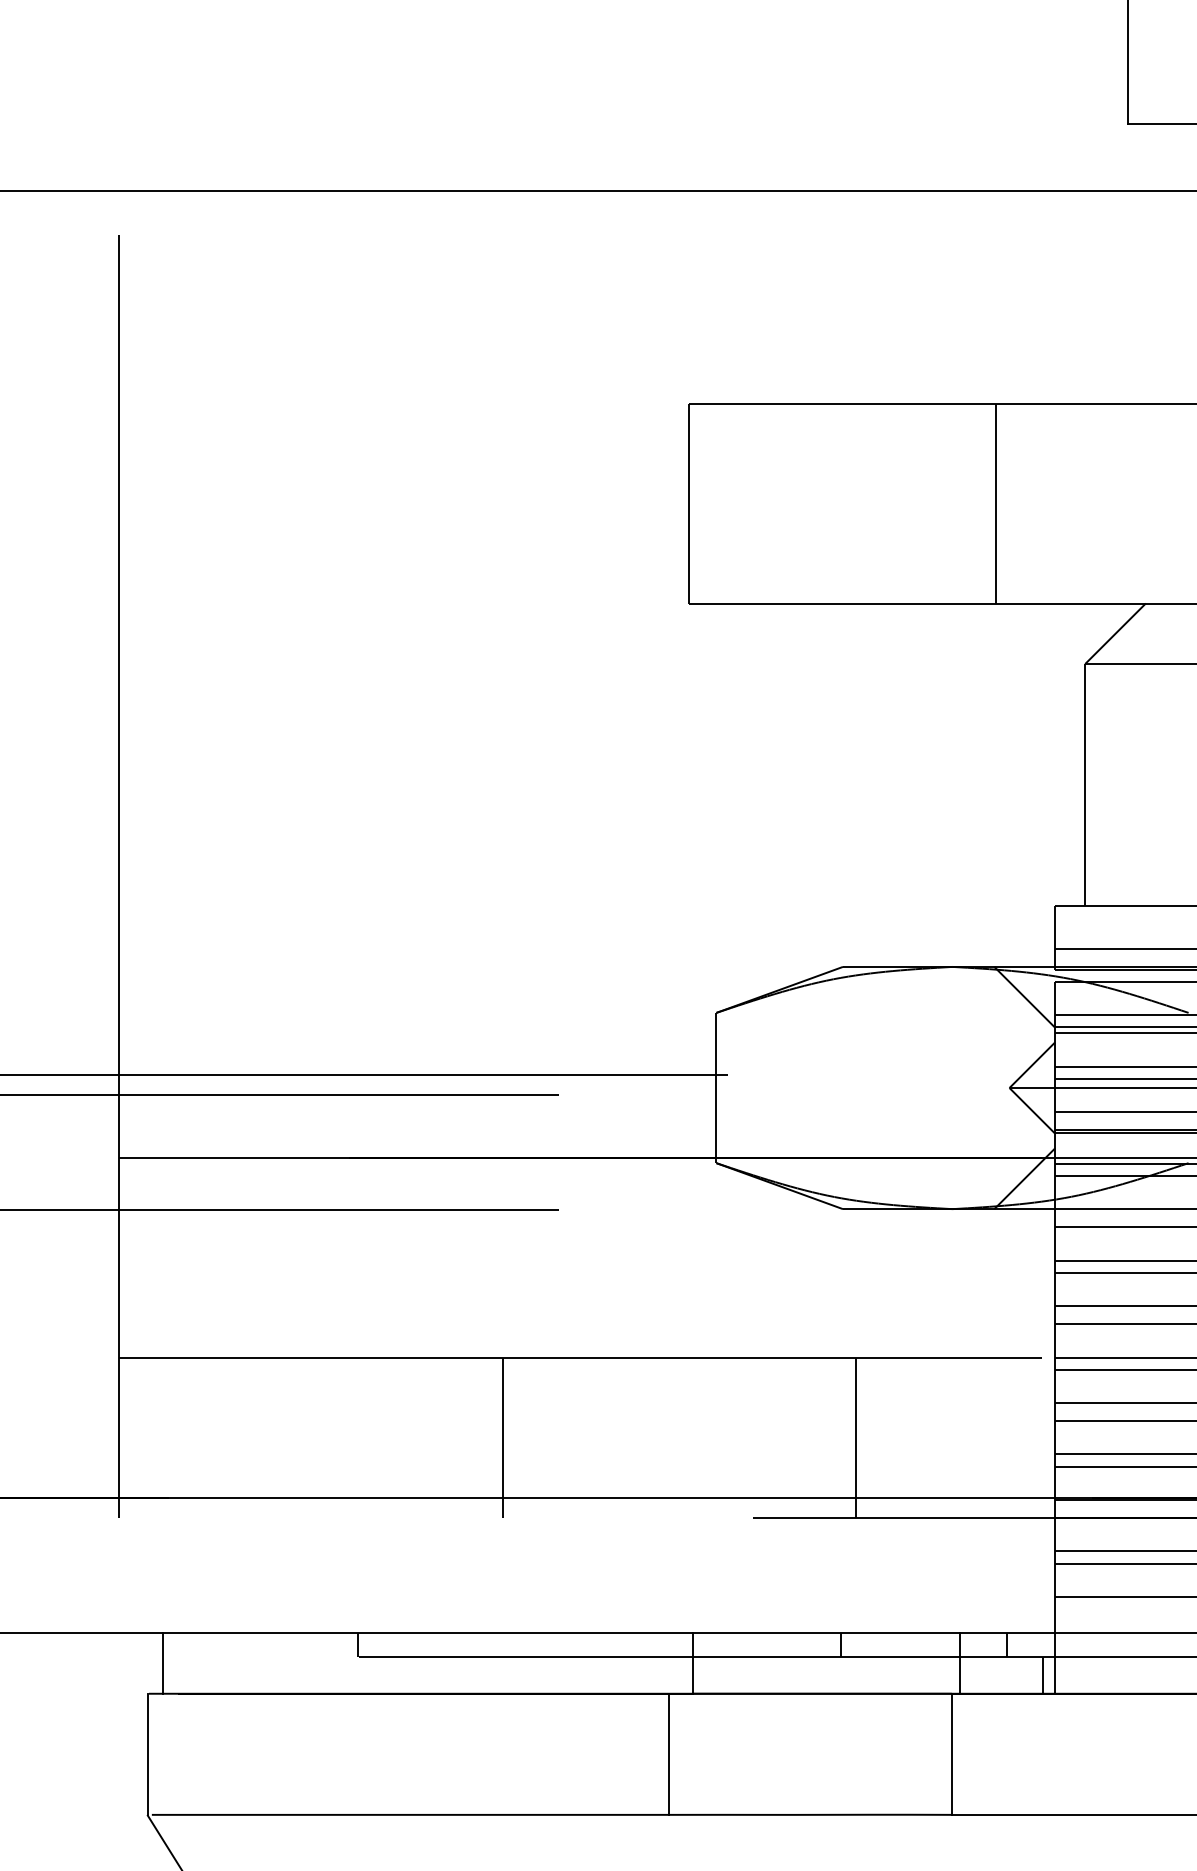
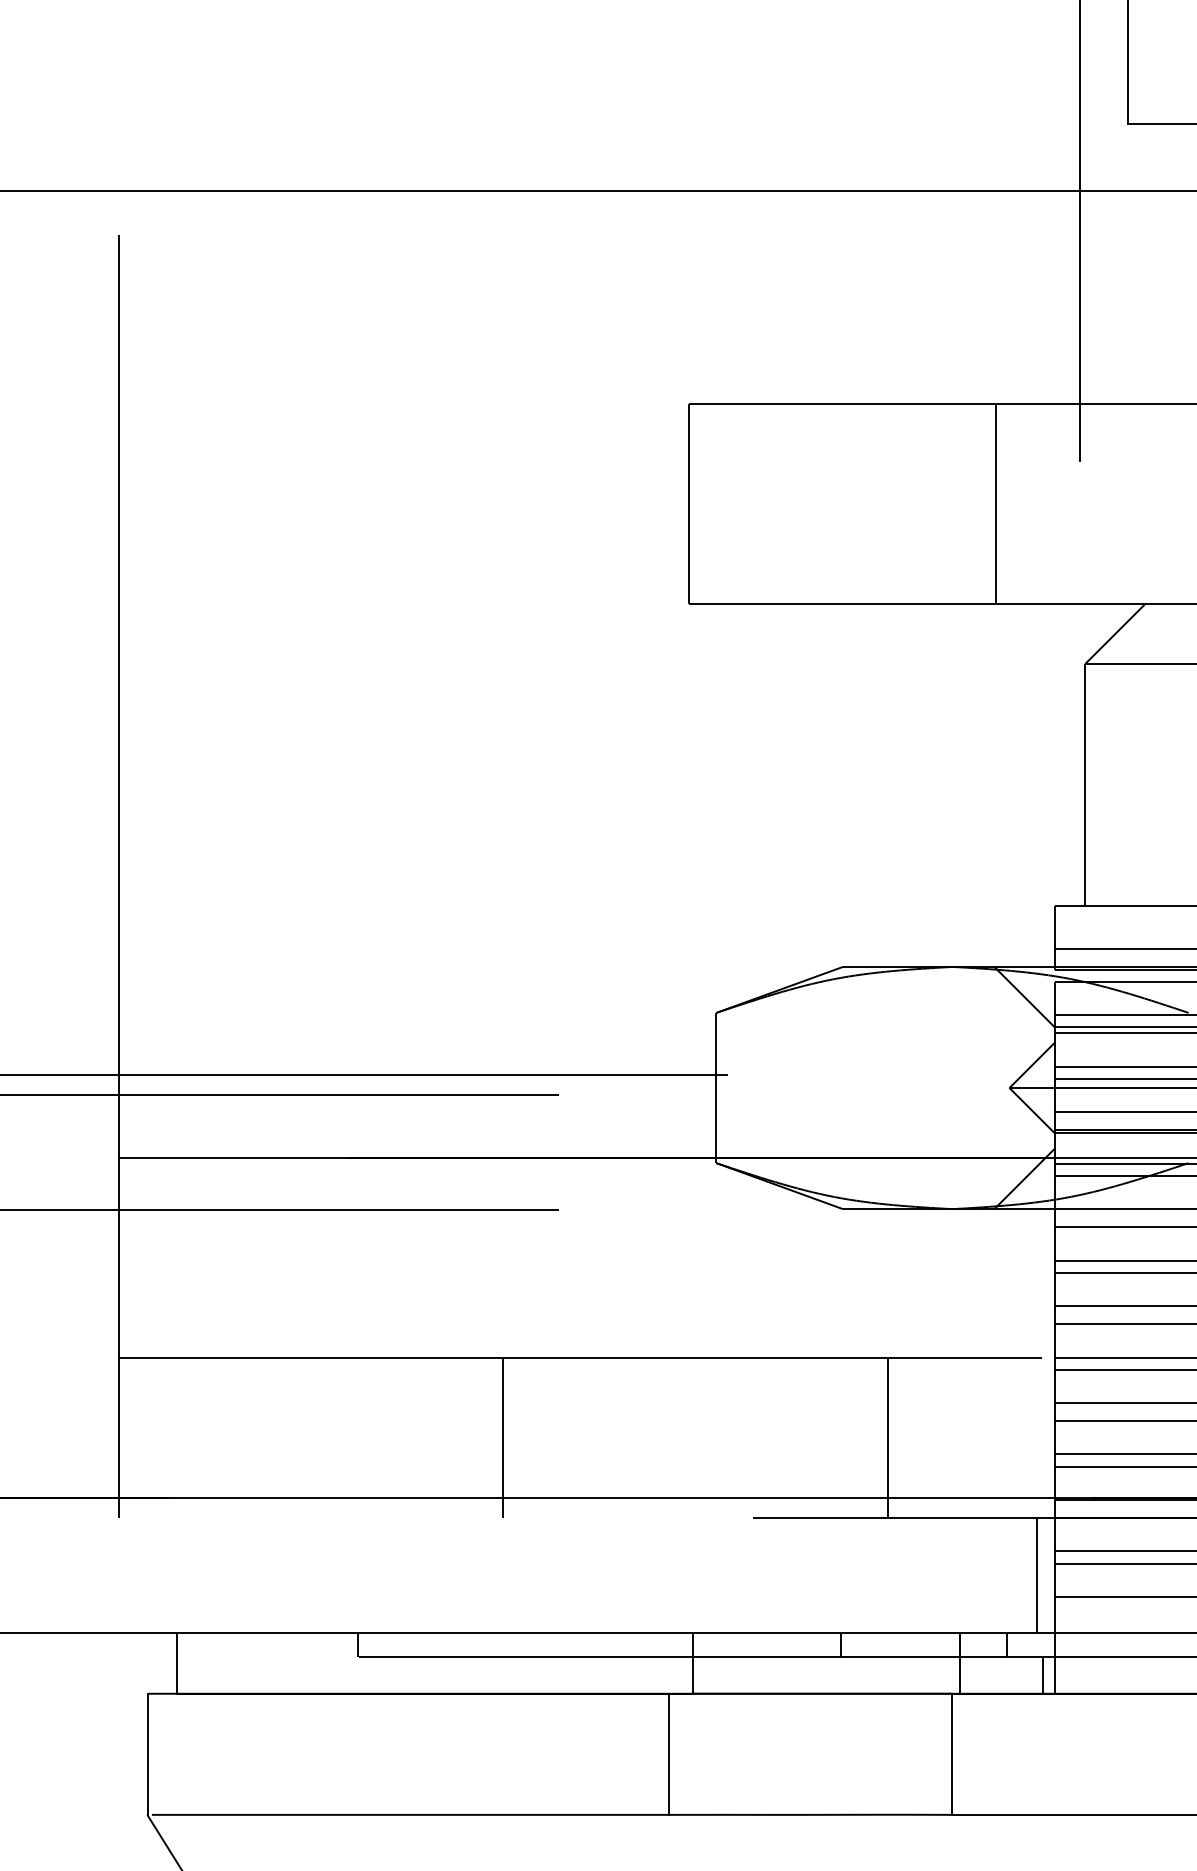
line: none -> present (1080, 232)
line position: (855, 1438) -> (887, 1438) (887, 1438)
line: none -> present (1037, 1575)
line position: (162, 1663) -> (176, 1663) (176, 1663)
